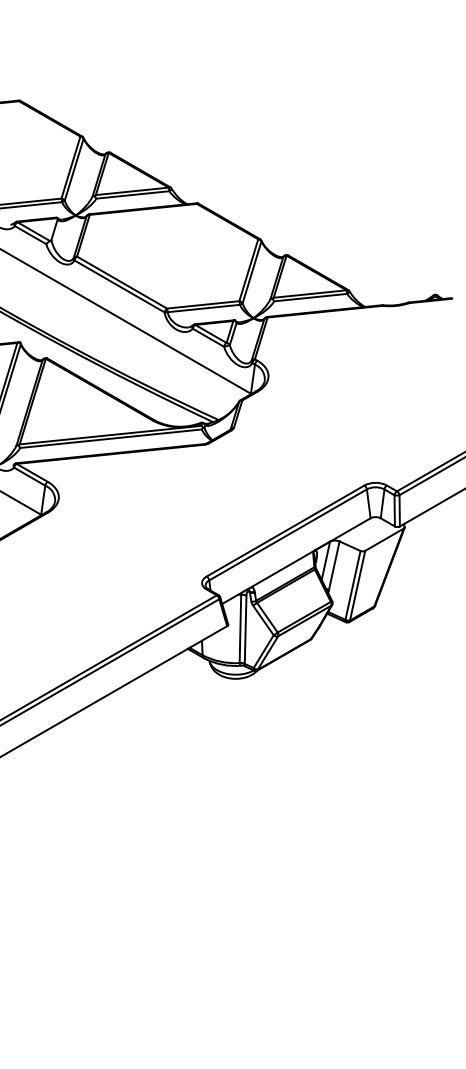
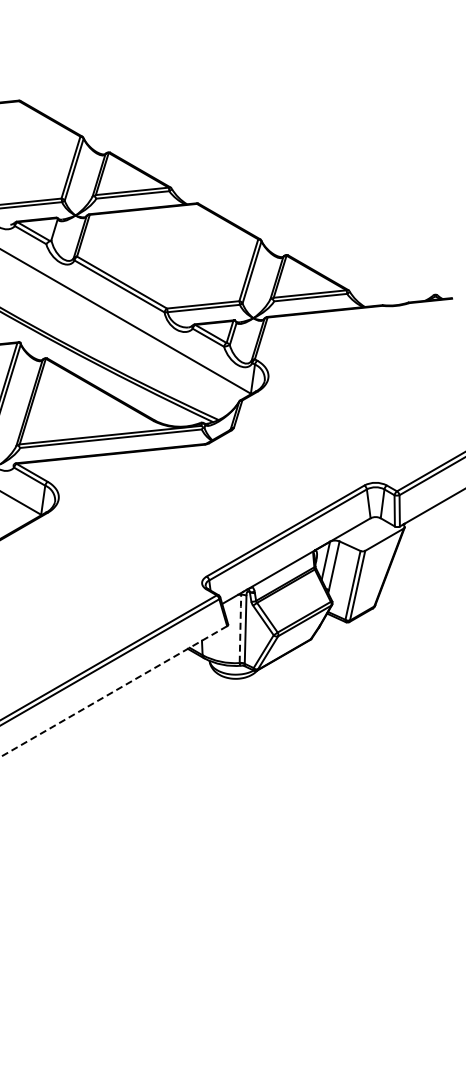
line: solid -> dashed (240, 628)
line: solid -> dashed (113, 691)
